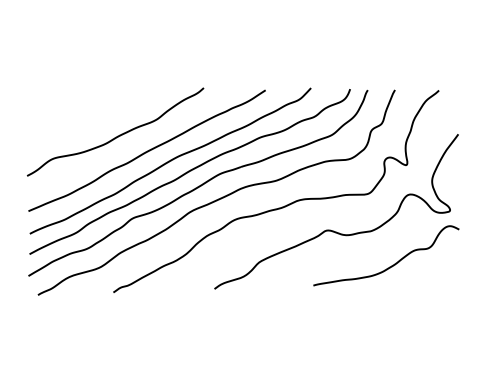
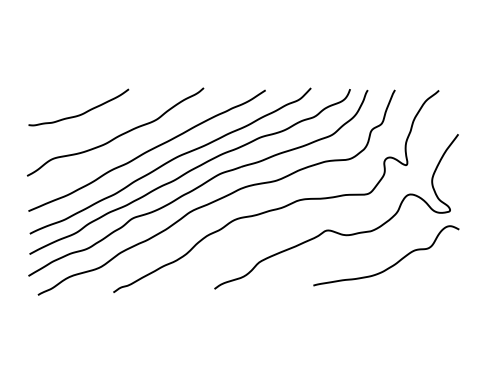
curve: none -> present (81, 113)
